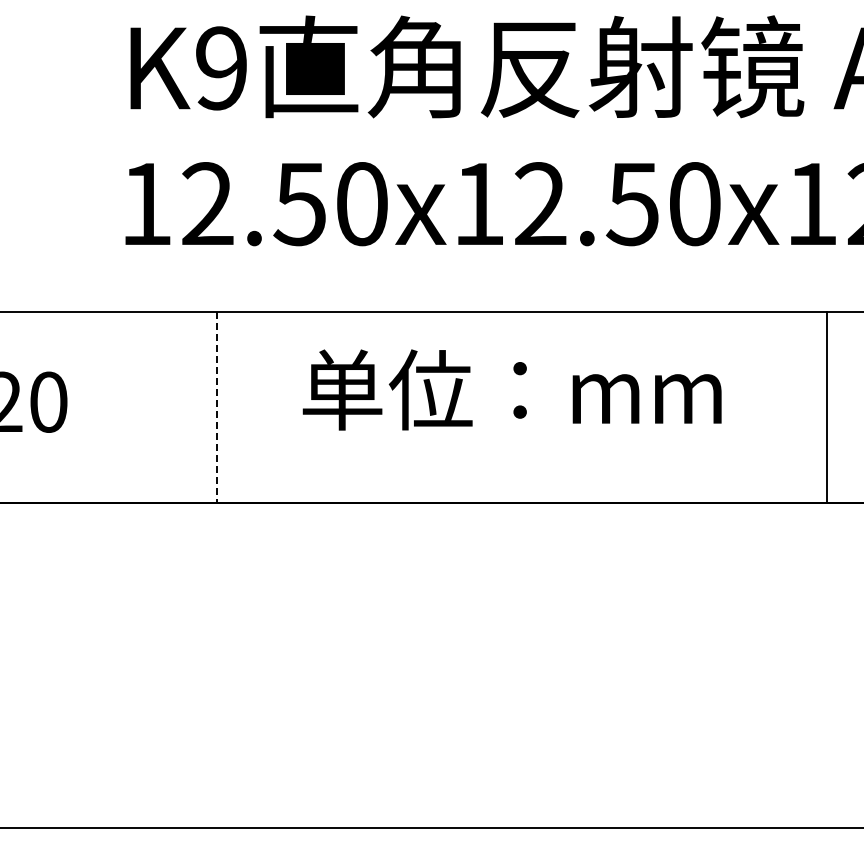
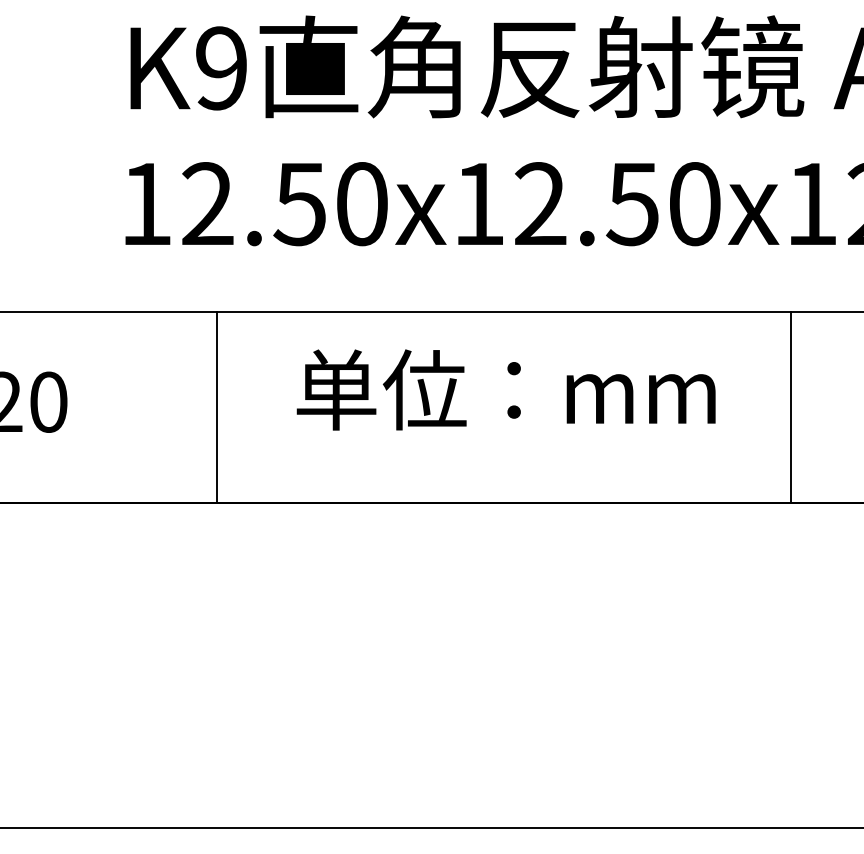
text position: (511, 389) -> (505, 389) (505, 389)
line: dashed -> solid (217, 407)
line position: (827, 407) -> (791, 407) (791, 407)
